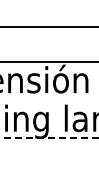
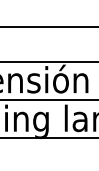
line: none -> present (48, 99)
line: dashed -> solid (49, 137)
